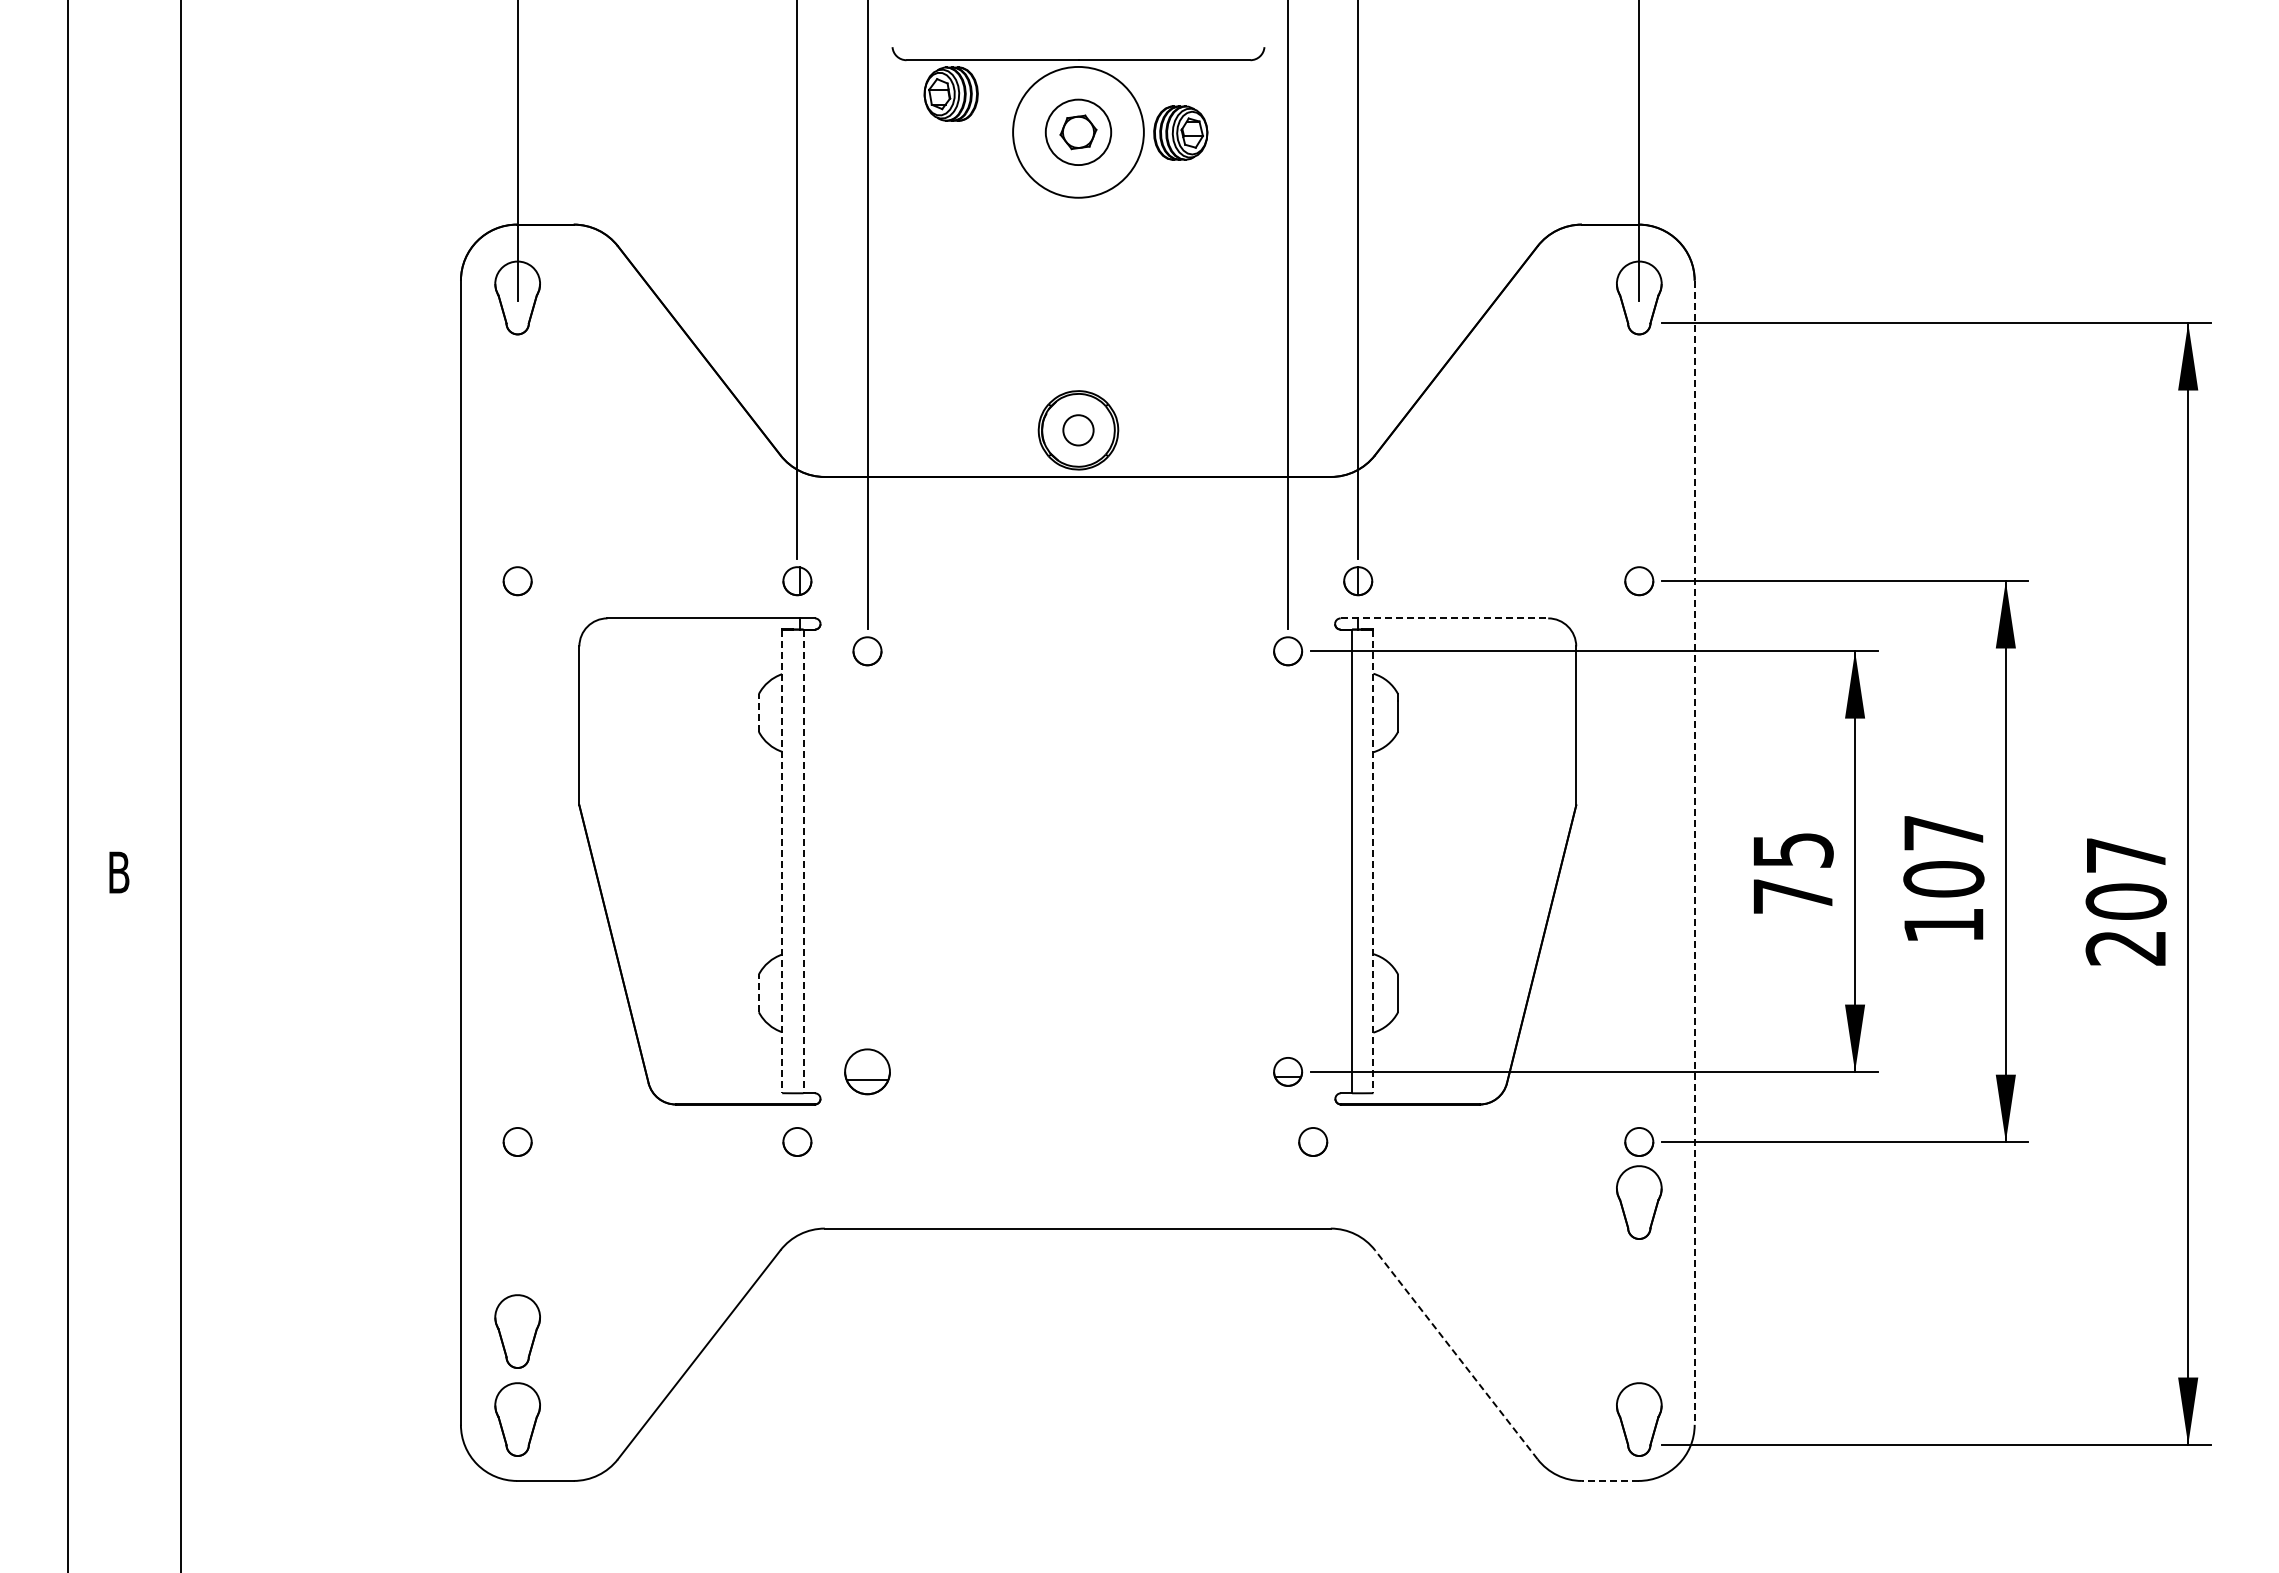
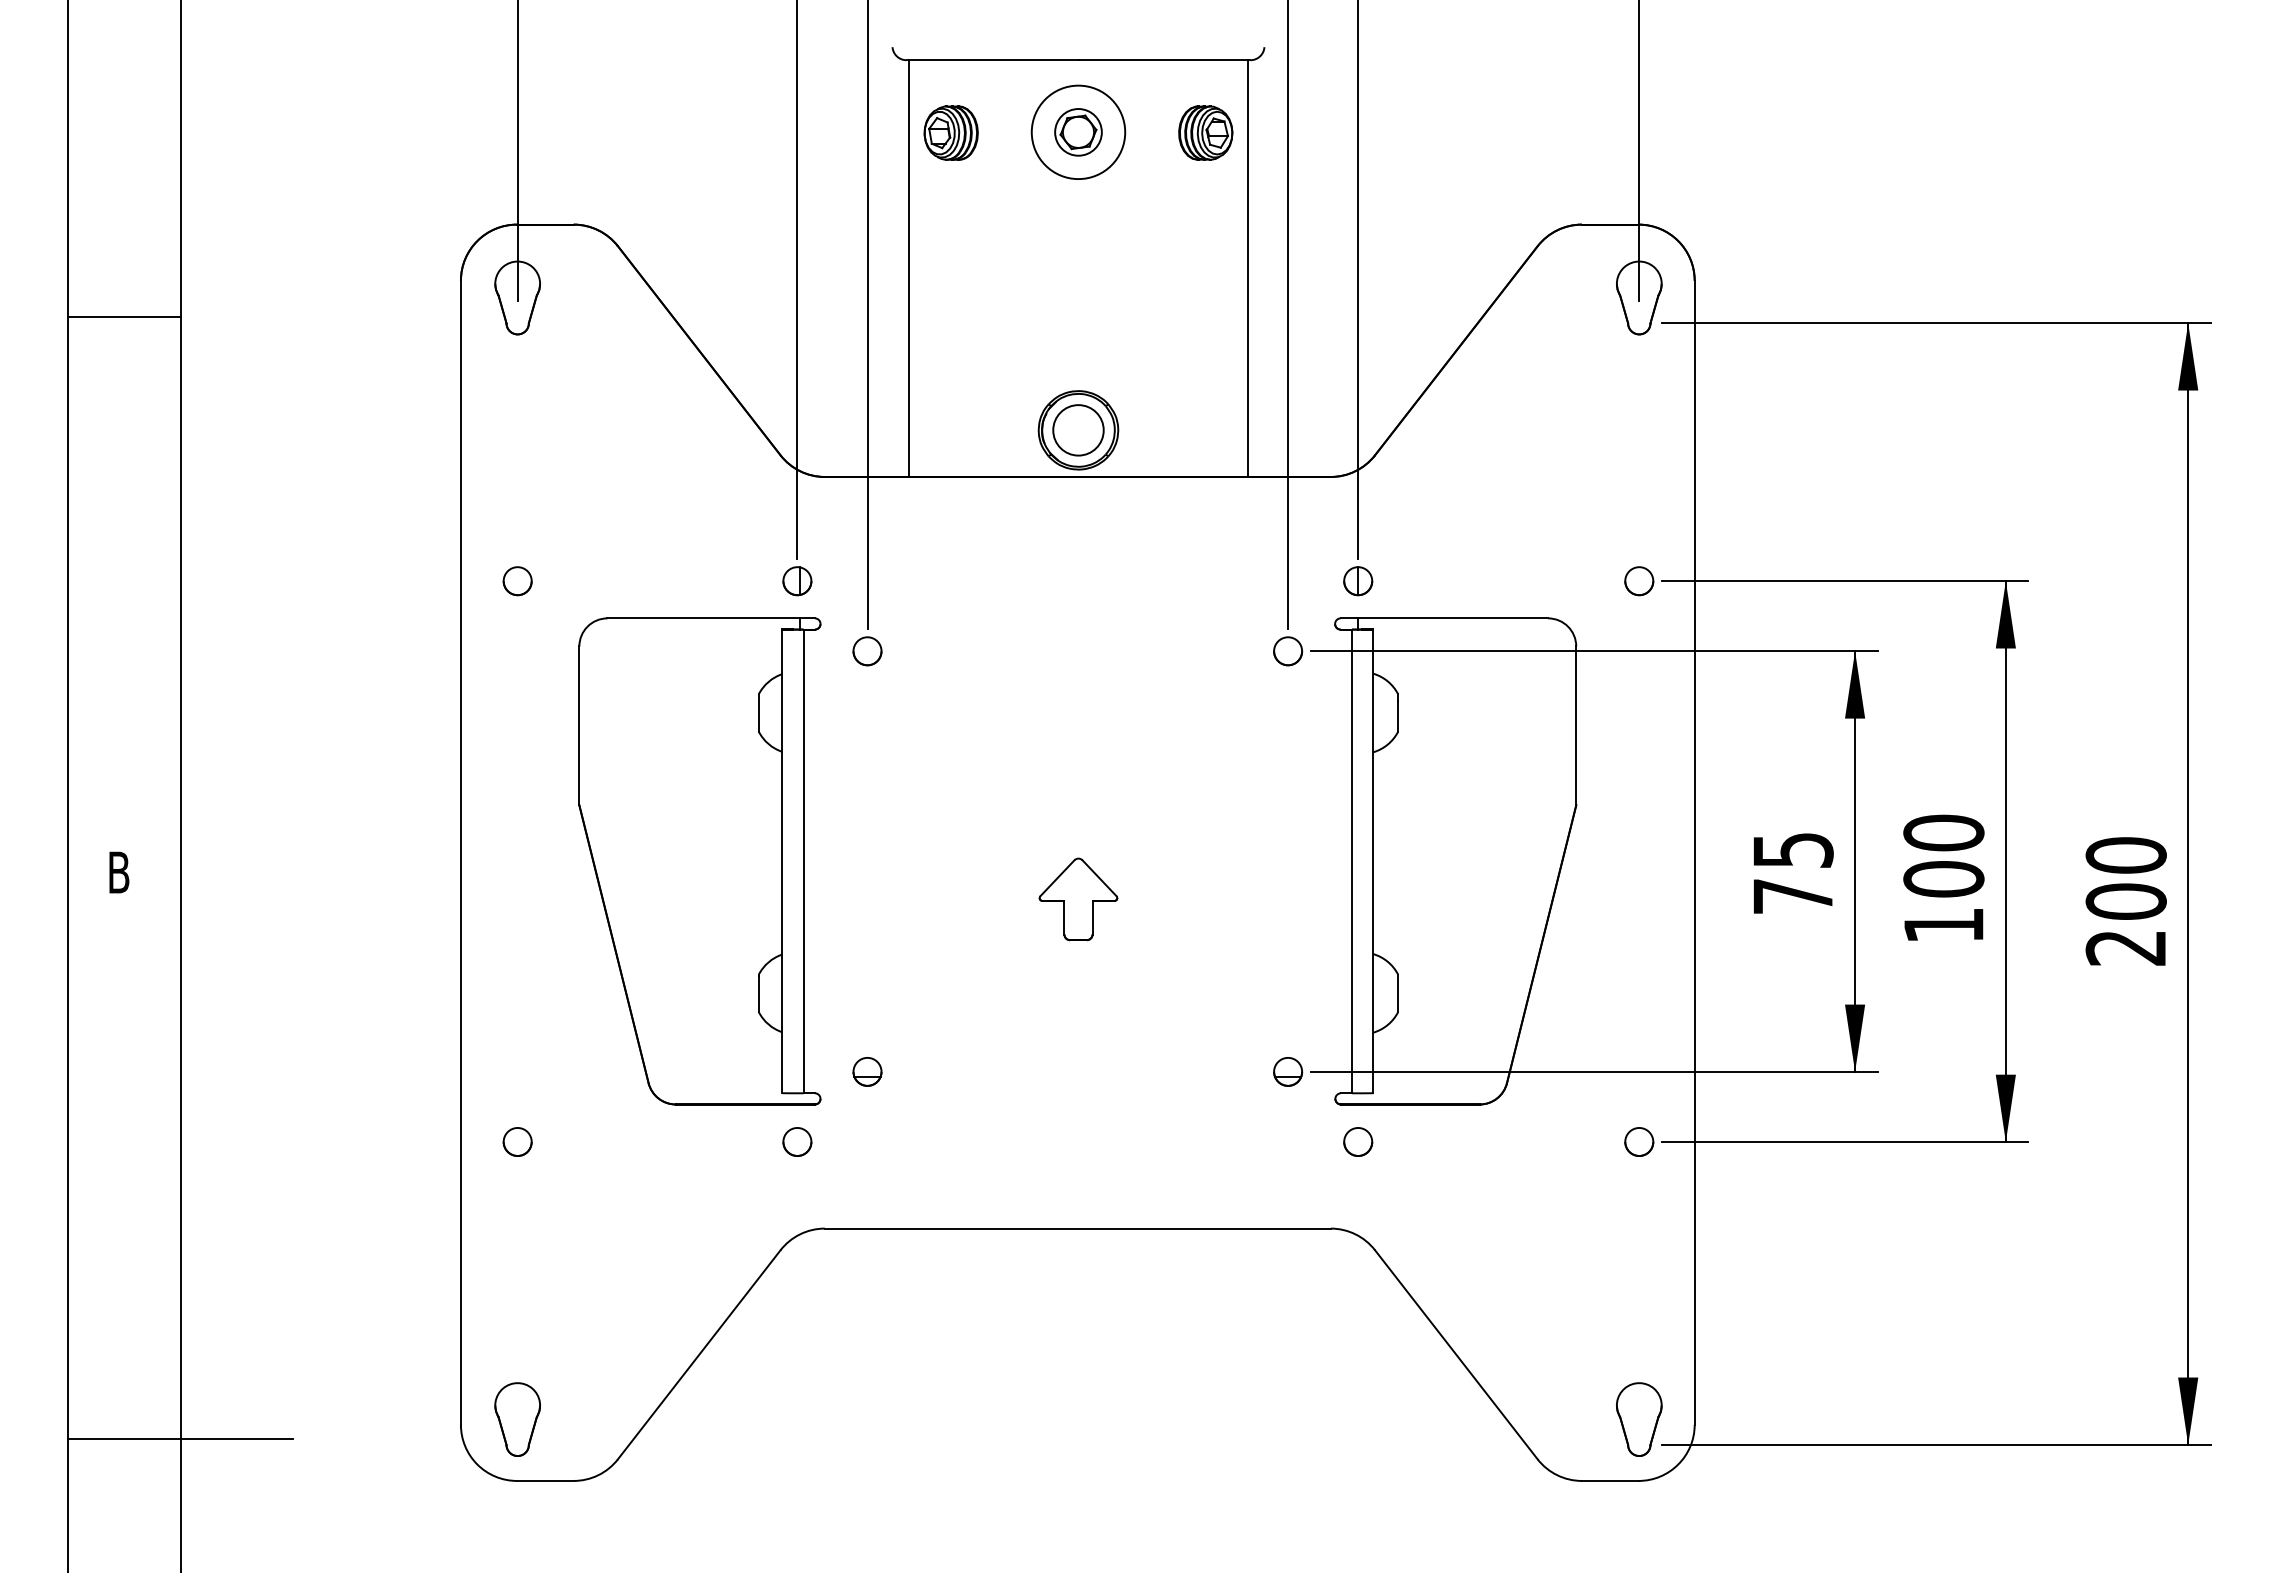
part position: (950, 93) -> (950, 132) (950, 132)
circle diameter: 131 px -> 93 px (1078, 132)
circle diameter: 65 px -> 47 px (1078, 132)
part position: (1180, 132) -> (1205, 132) (1205, 132)
line: none -> present (909, 268)
line: none -> present (1247, 268)
line: none -> present (124, 317)
circle diameter: 30 px -> 50 px (1078, 430)
line: dashed -> solid (1444, 618)
line: dashed -> solid (758, 713)
text: 107 -> 100 (1943, 832)
line: dashed -> solid (1694, 853)
text: 207 -> 200 (2125, 855)
line: dashed -> solid (782, 861)
line: dashed -> solid (803, 861)
line: dashed -> solid (1373, 861)
part: none -> present (1078, 899)
line: dashed -> solid (758, 993)
part size: 47x48 px -> 31x30 px (867, 1071)
circle position: (1313, 1141) -> (1358, 1141) (1358, 1141)
part: present -> none (1639, 1202)
part: present -> none (517, 1331)
line: dashed -> solid (1456, 1354)
line: none -> present (180, 1438)
line: dashed -> solid (1609, 1480)
